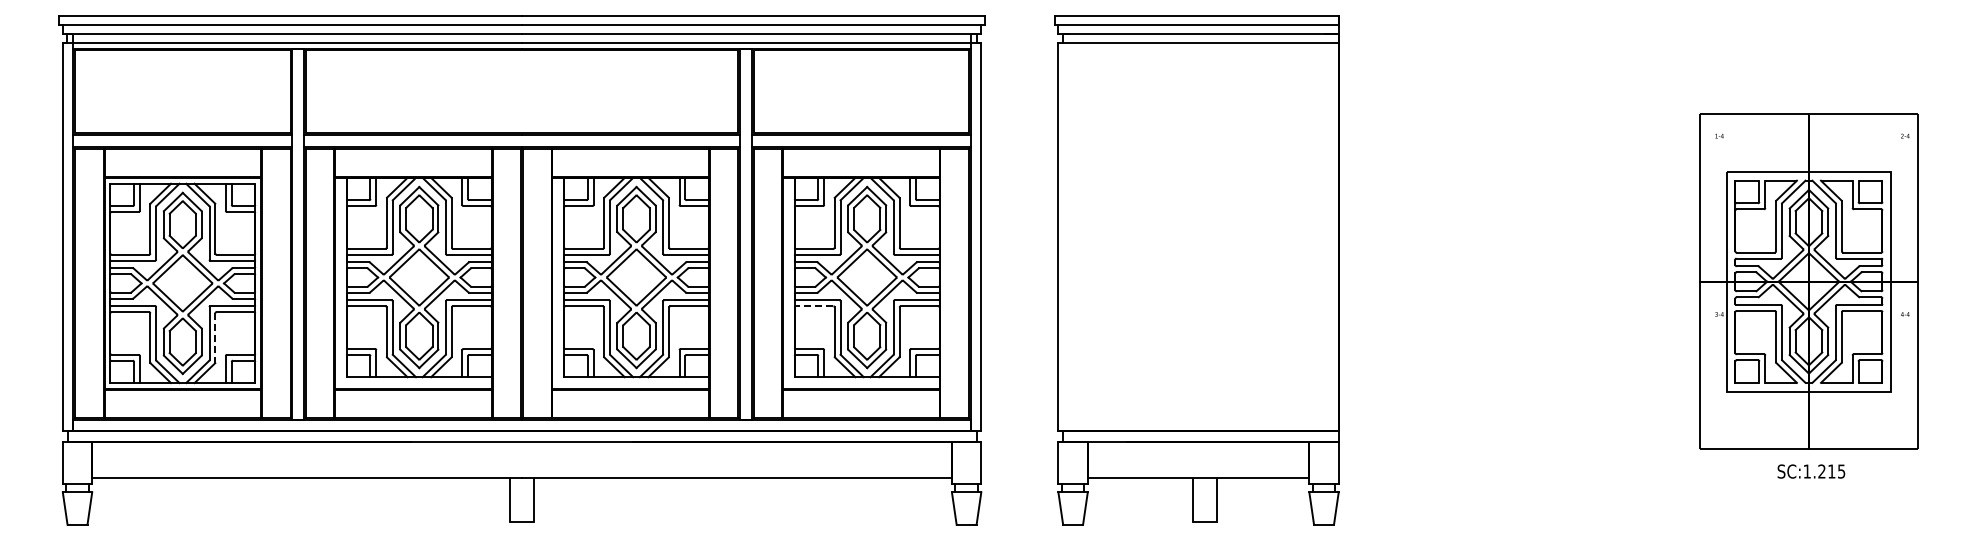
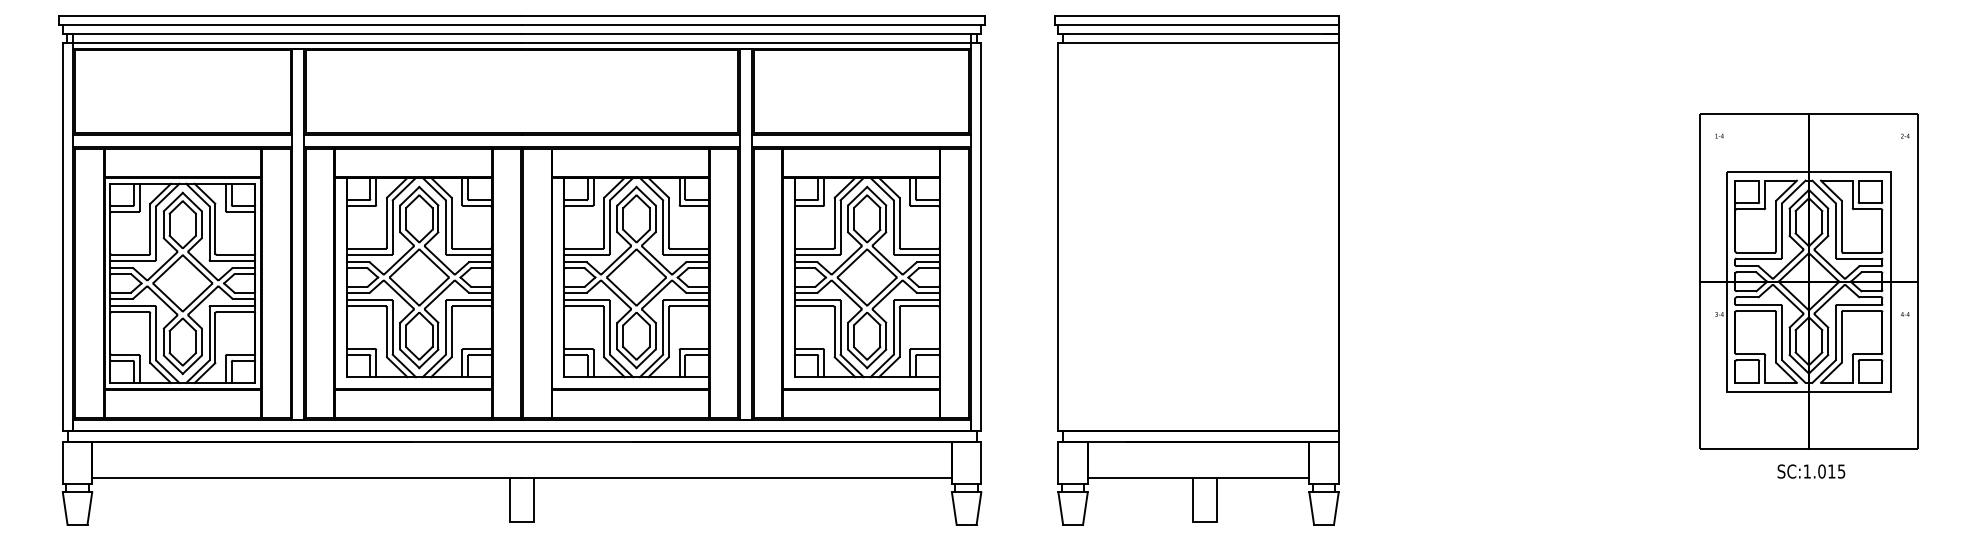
line: dashed -> solid (814, 306)
line: dashed -> solid (215, 337)
text: SC:1.215 -> SC:1.015 (1821, 471)
